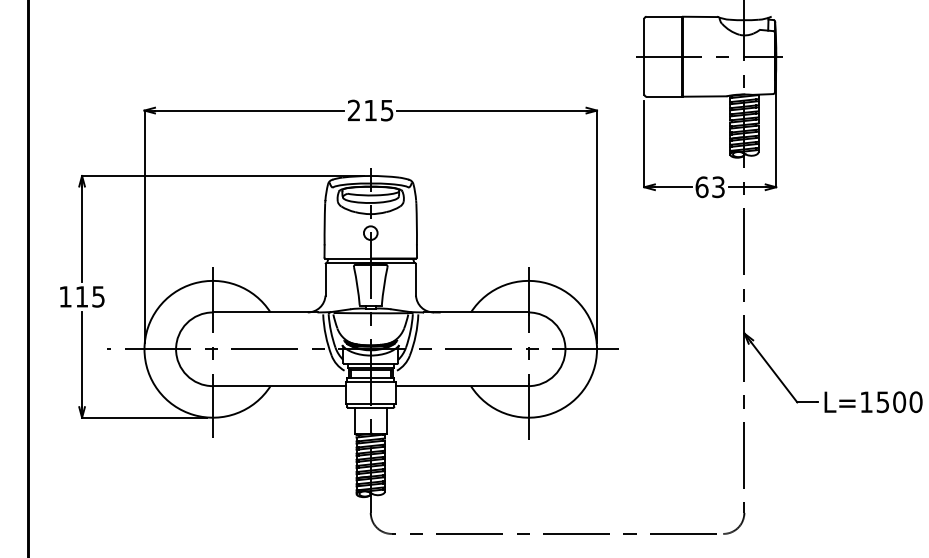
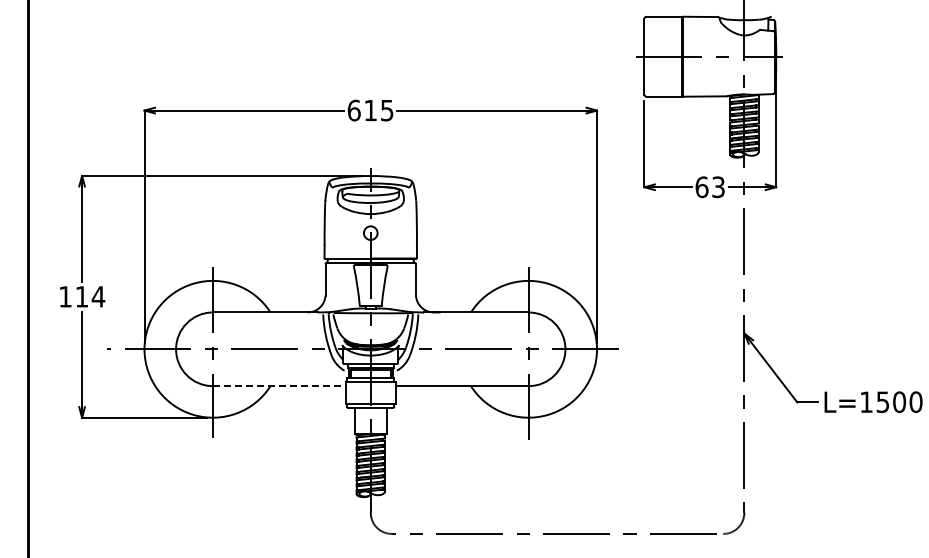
text: 215 -> 615 (353, 110)
text: 115 -> 114 (98, 296)
line: solid -> dashed (279, 386)
